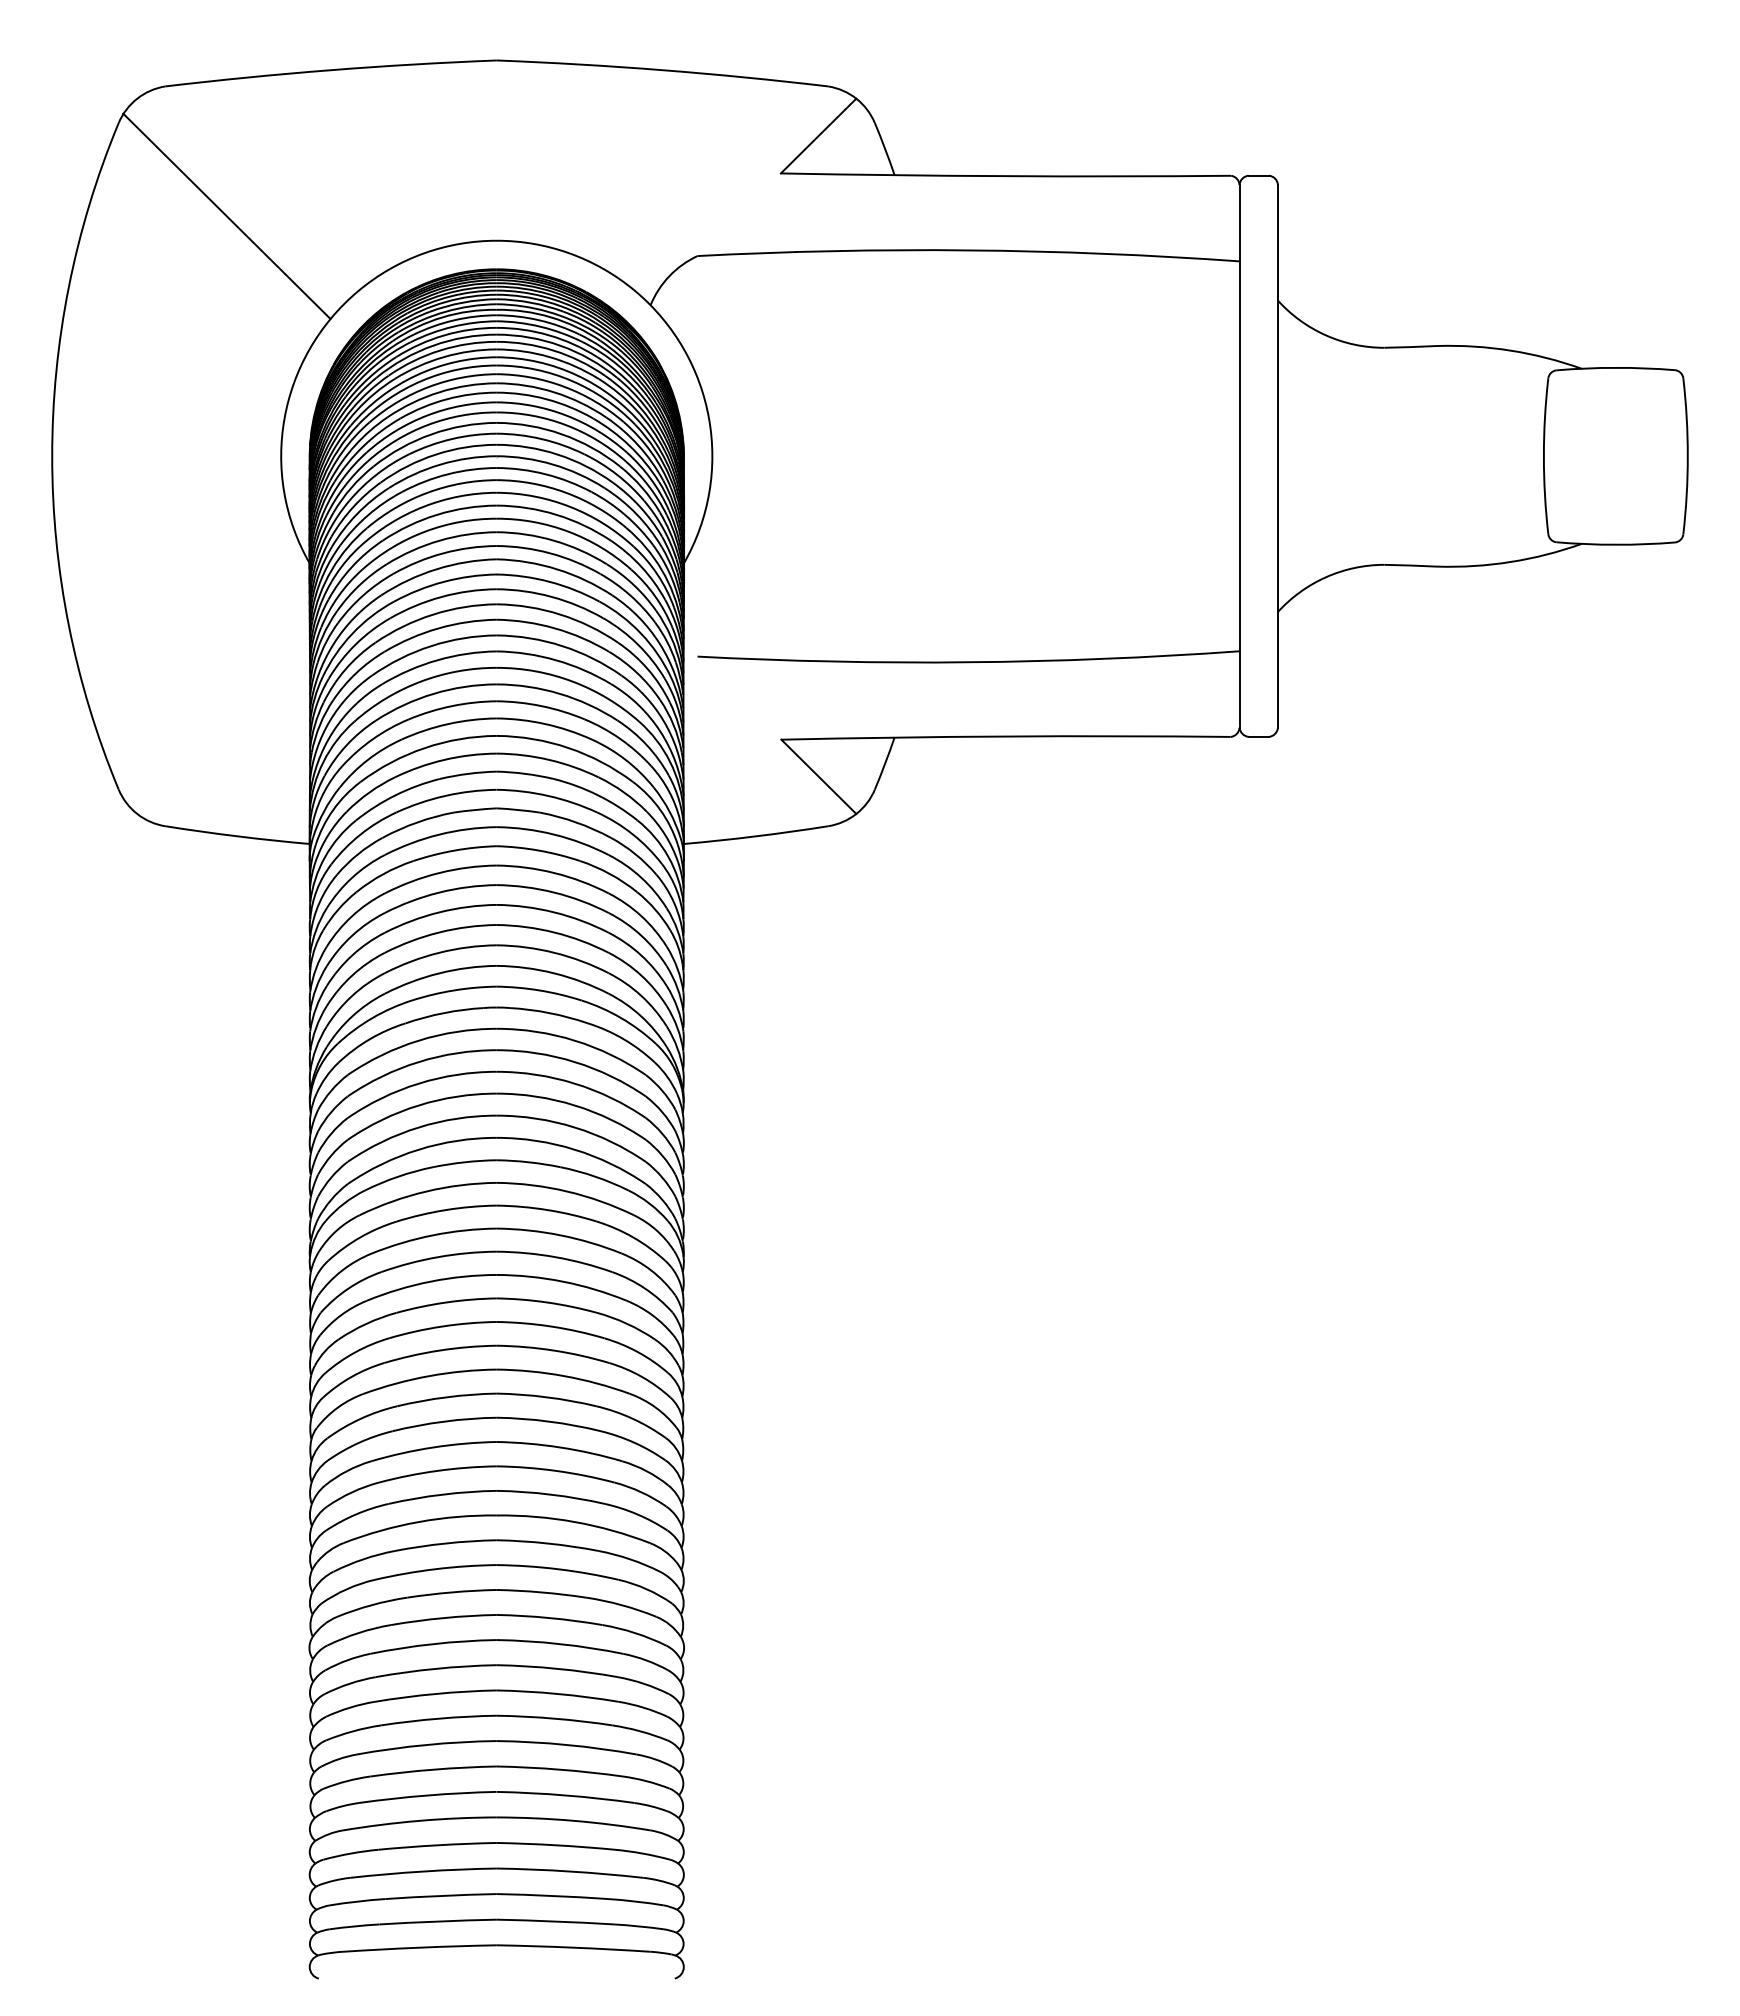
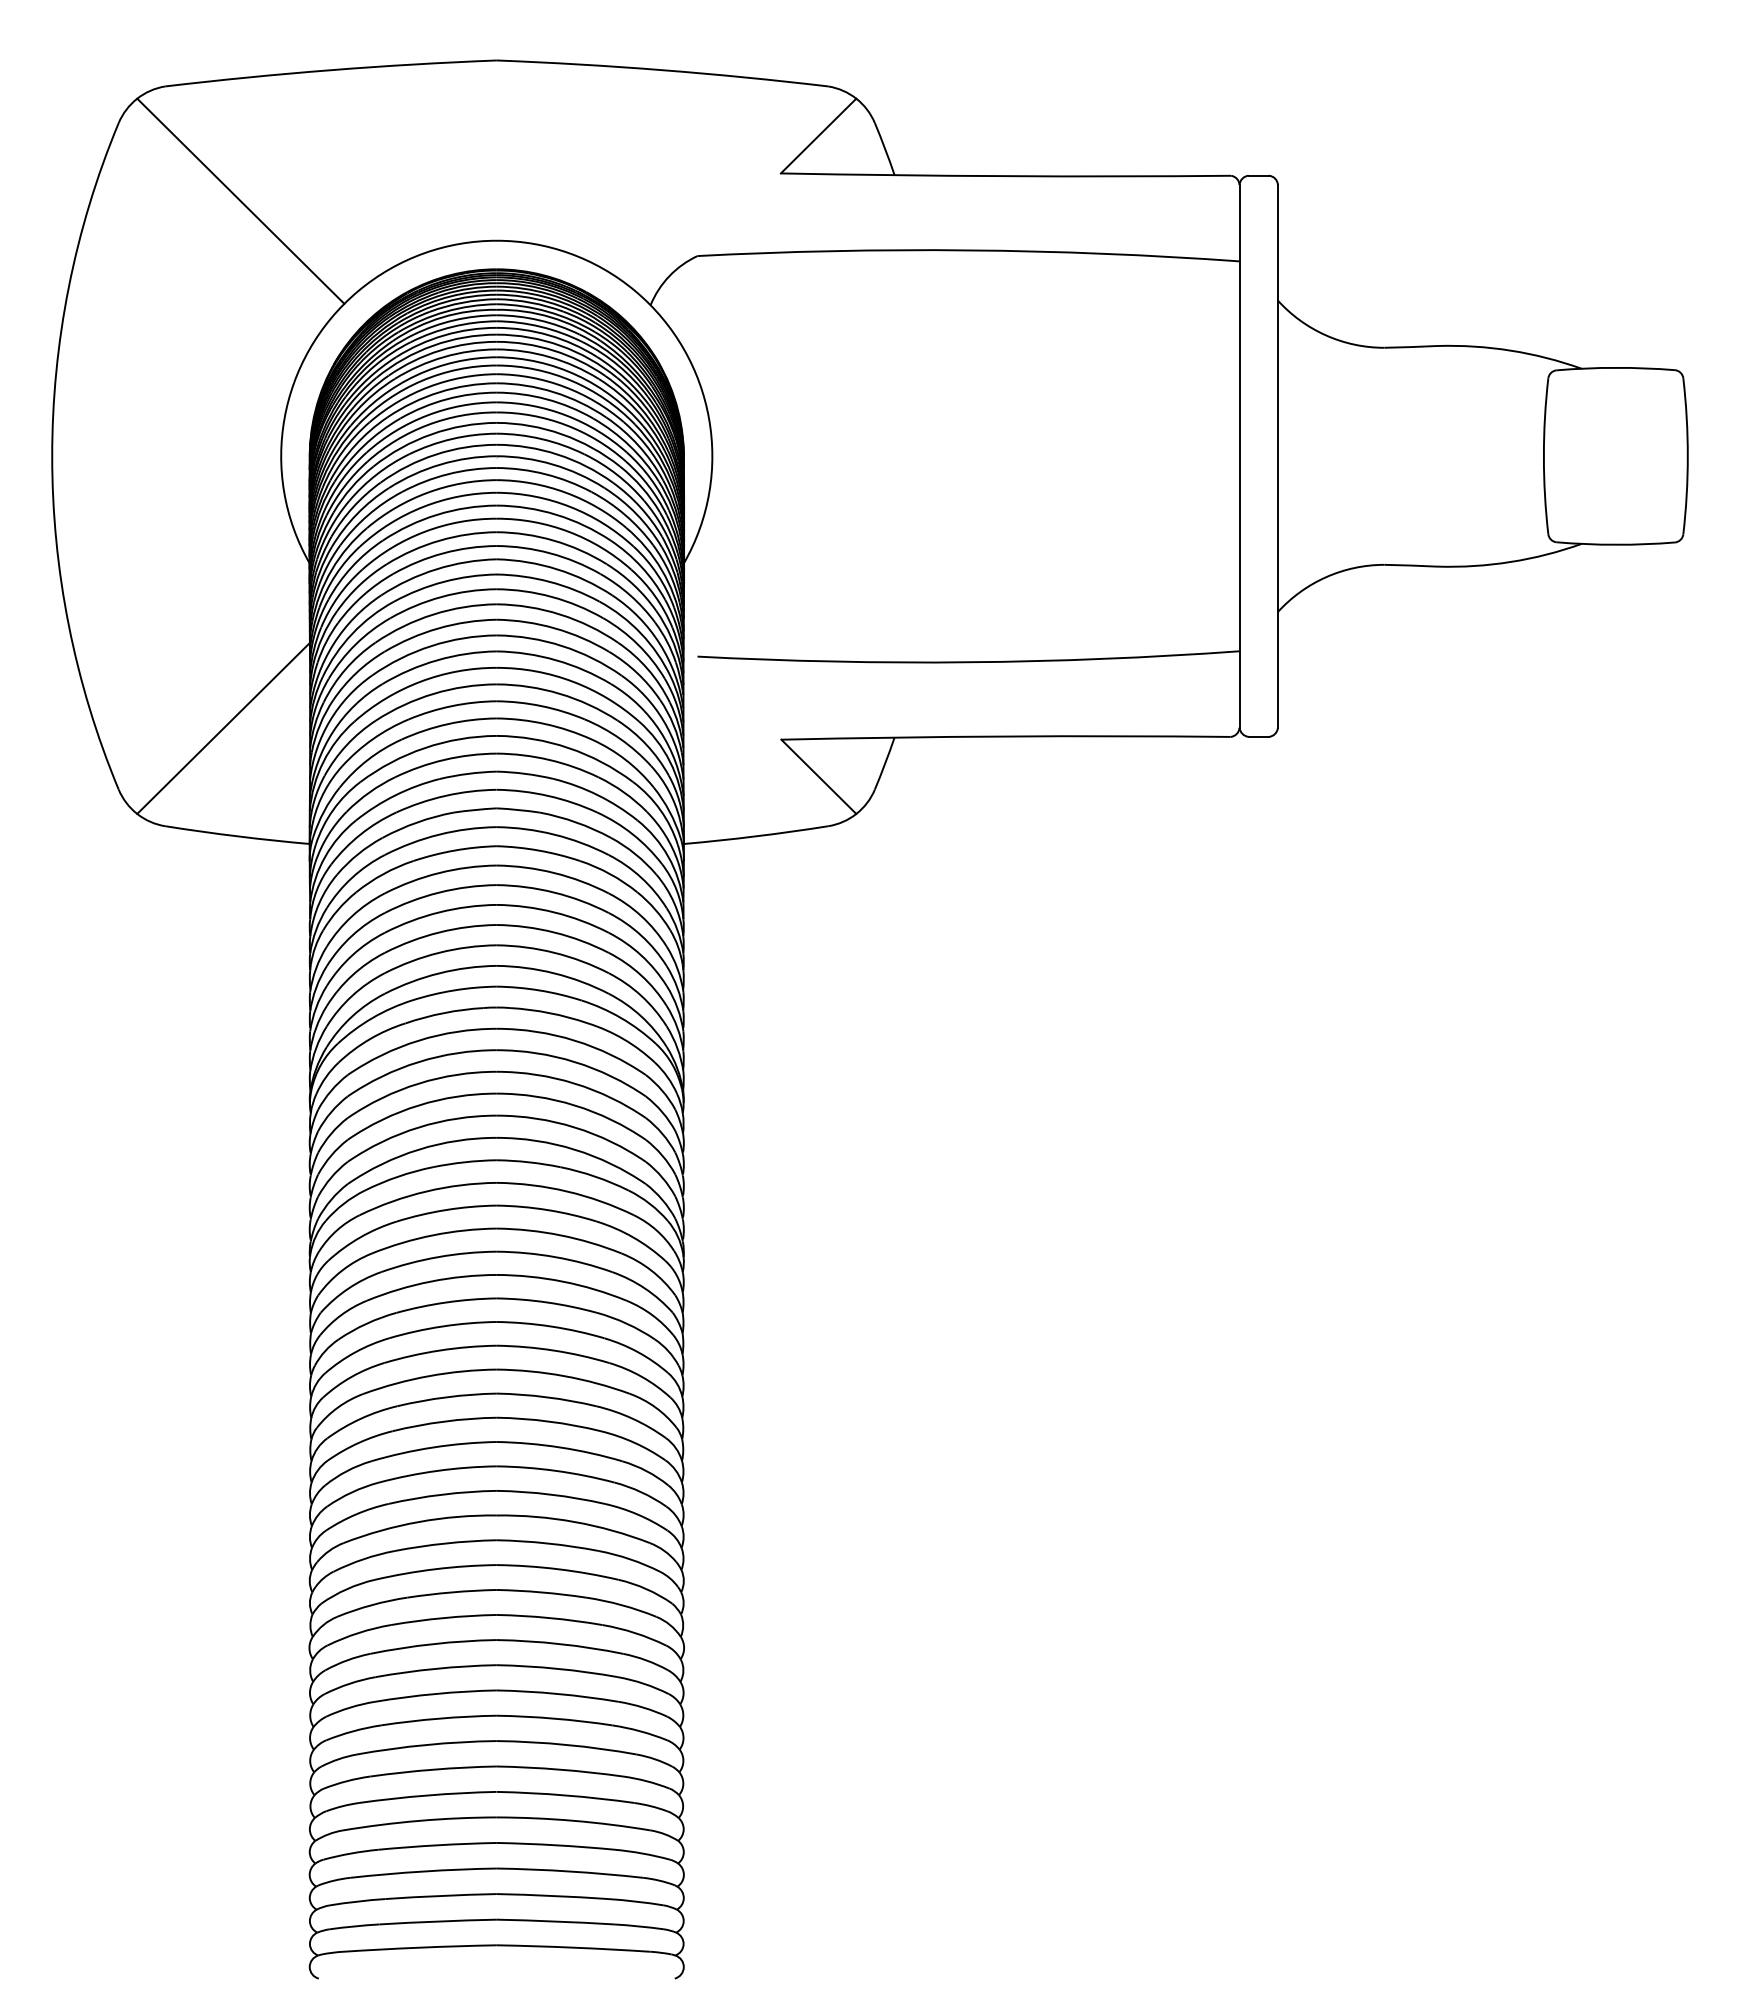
line position: (226, 215) -> (240, 200) (240, 200)
line: none -> present (223, 728)
